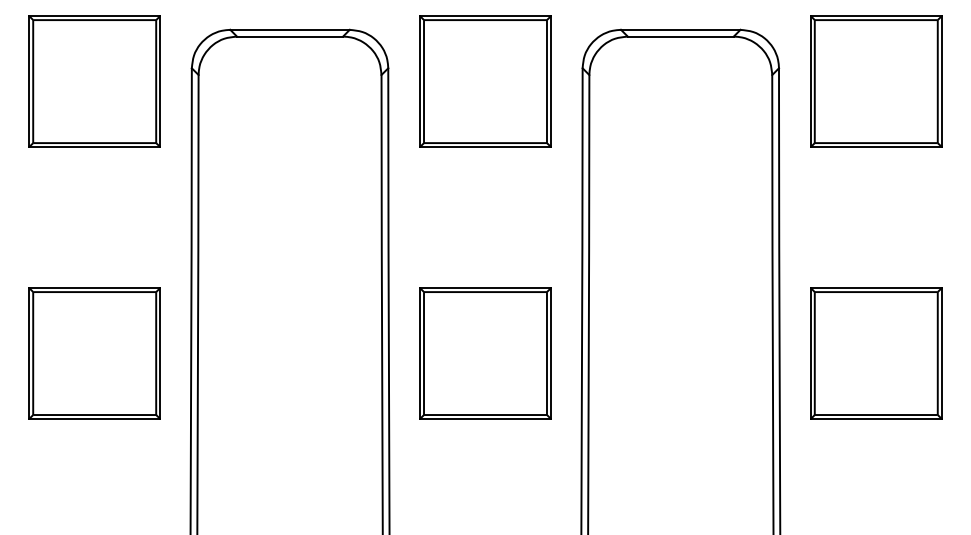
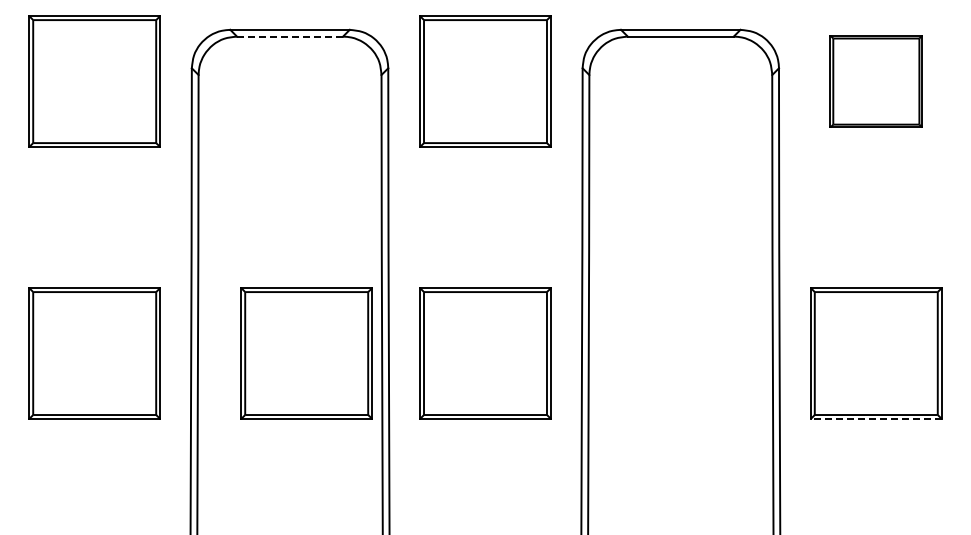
line: solid -> dashed (290, 36)
part size: 133x133 px -> 94x93 px (875, 81)
part: none -> present (306, 353)
line: solid -> dashed (876, 419)
